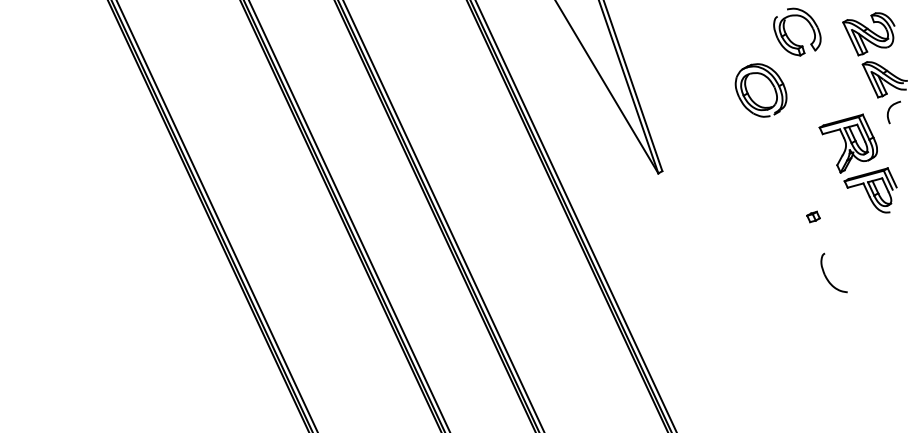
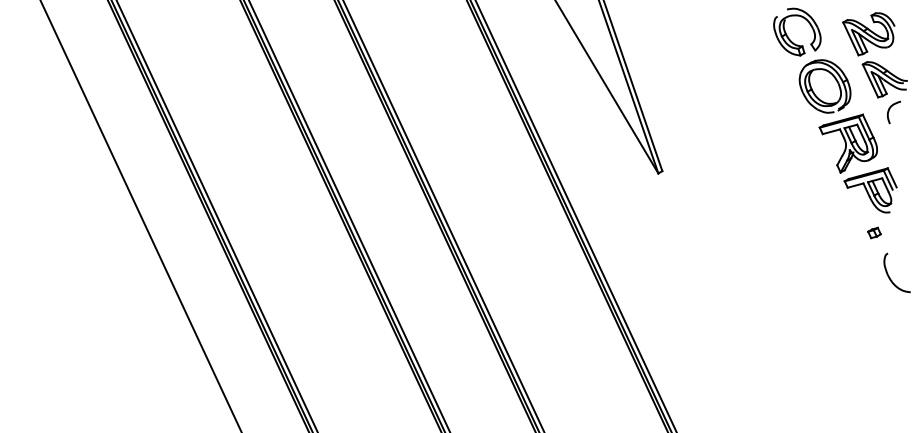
part position: (760, 90) -> (824, 86) (824, 86)
line: none -> present (140, 215)
part position: (813, 216) -> (874, 232) (874, 232)
part position: (826, 275) -> (889, 275) (889, 275)
